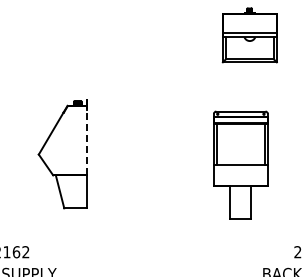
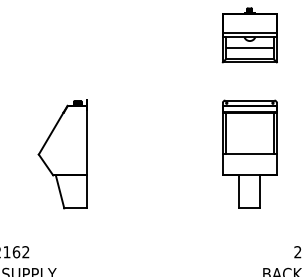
line: none -> present (249, 47)
line: dashed -> solid (87, 140)
part position: (240, 164) -> (249, 153) (249, 153)
